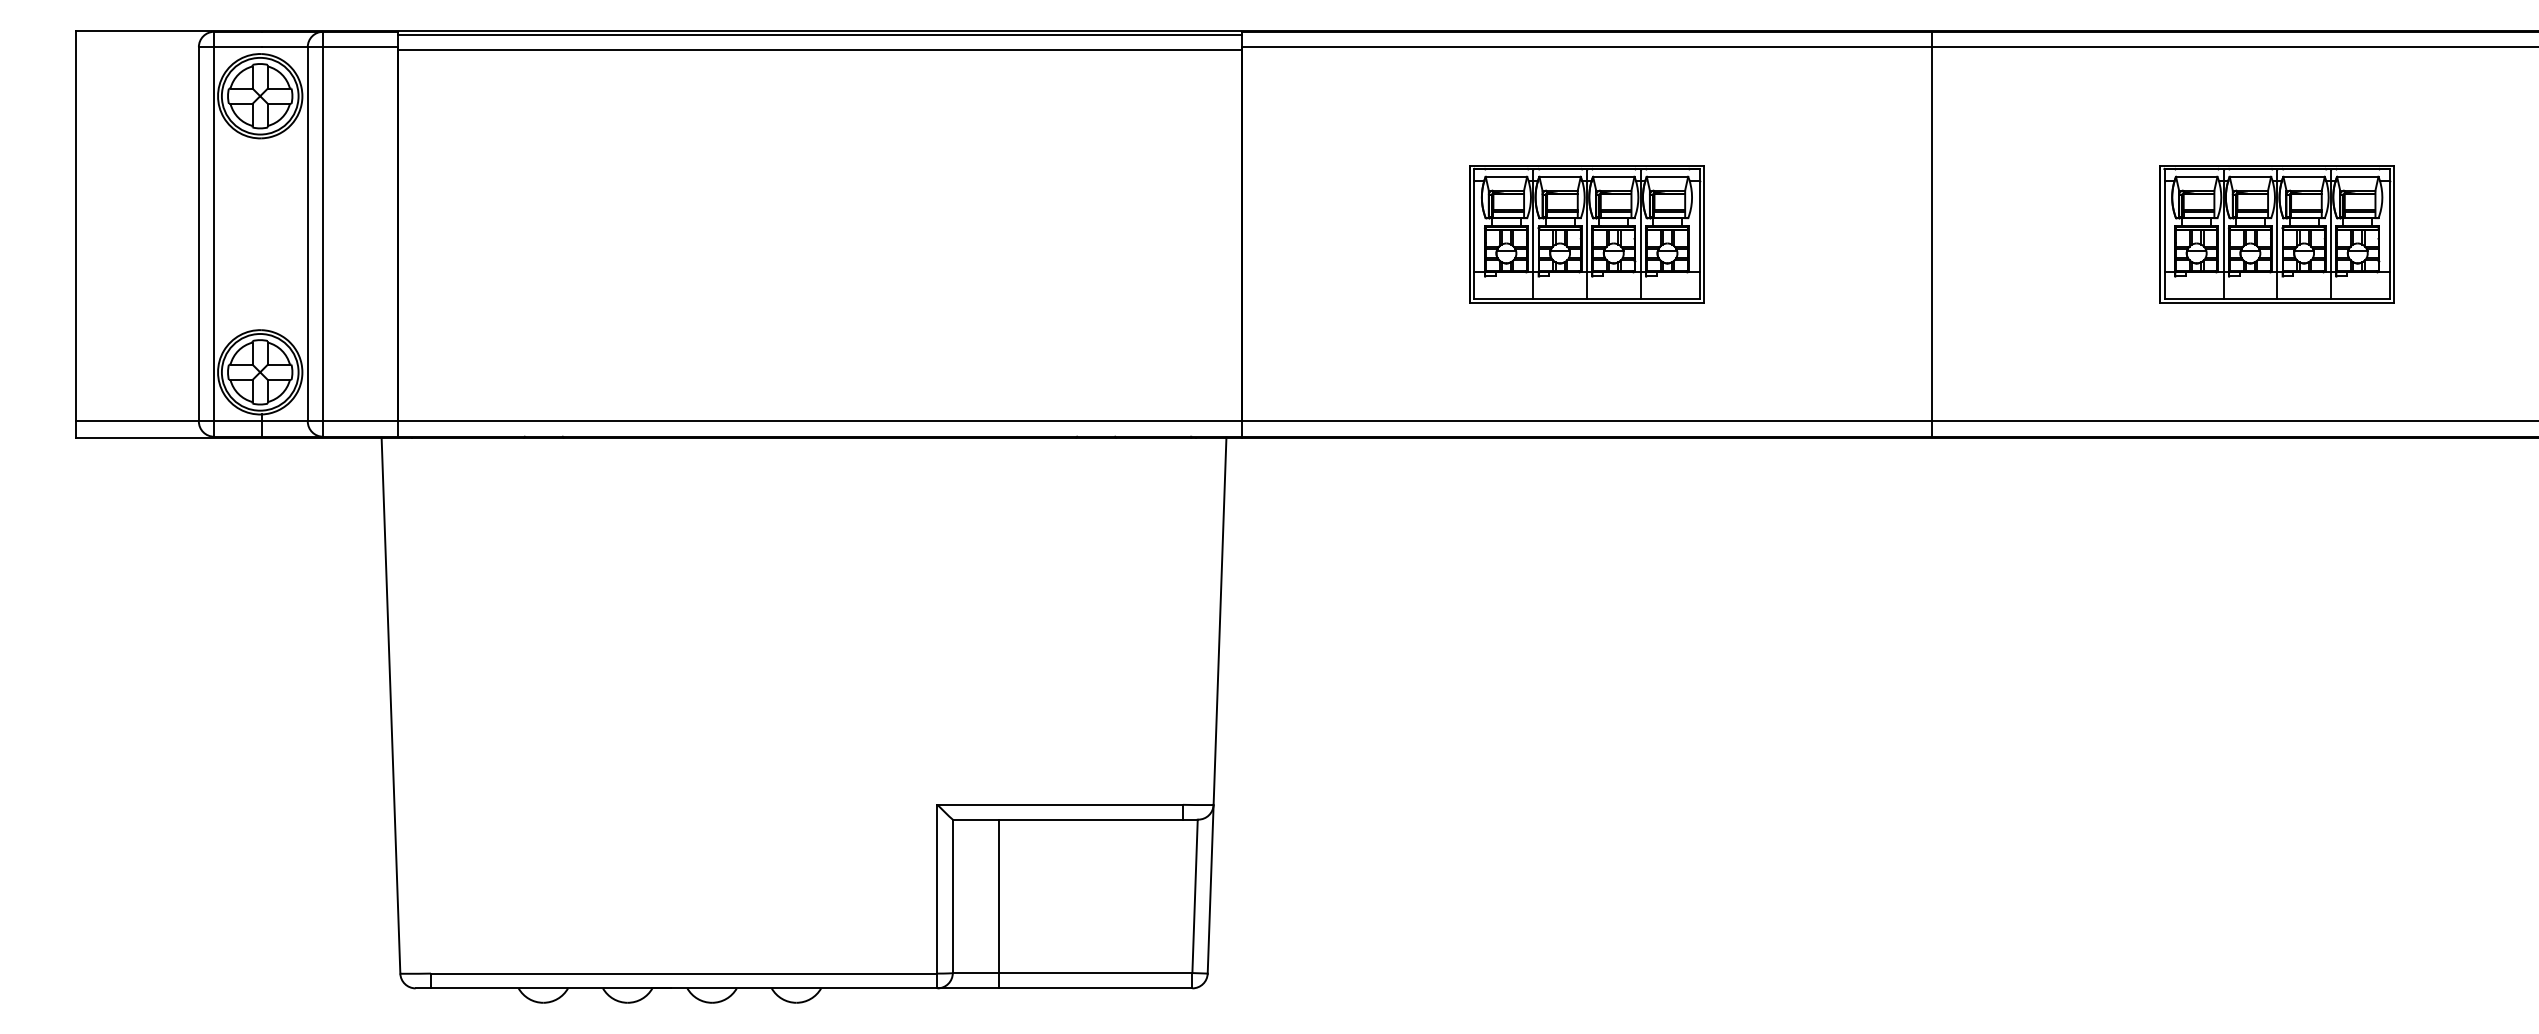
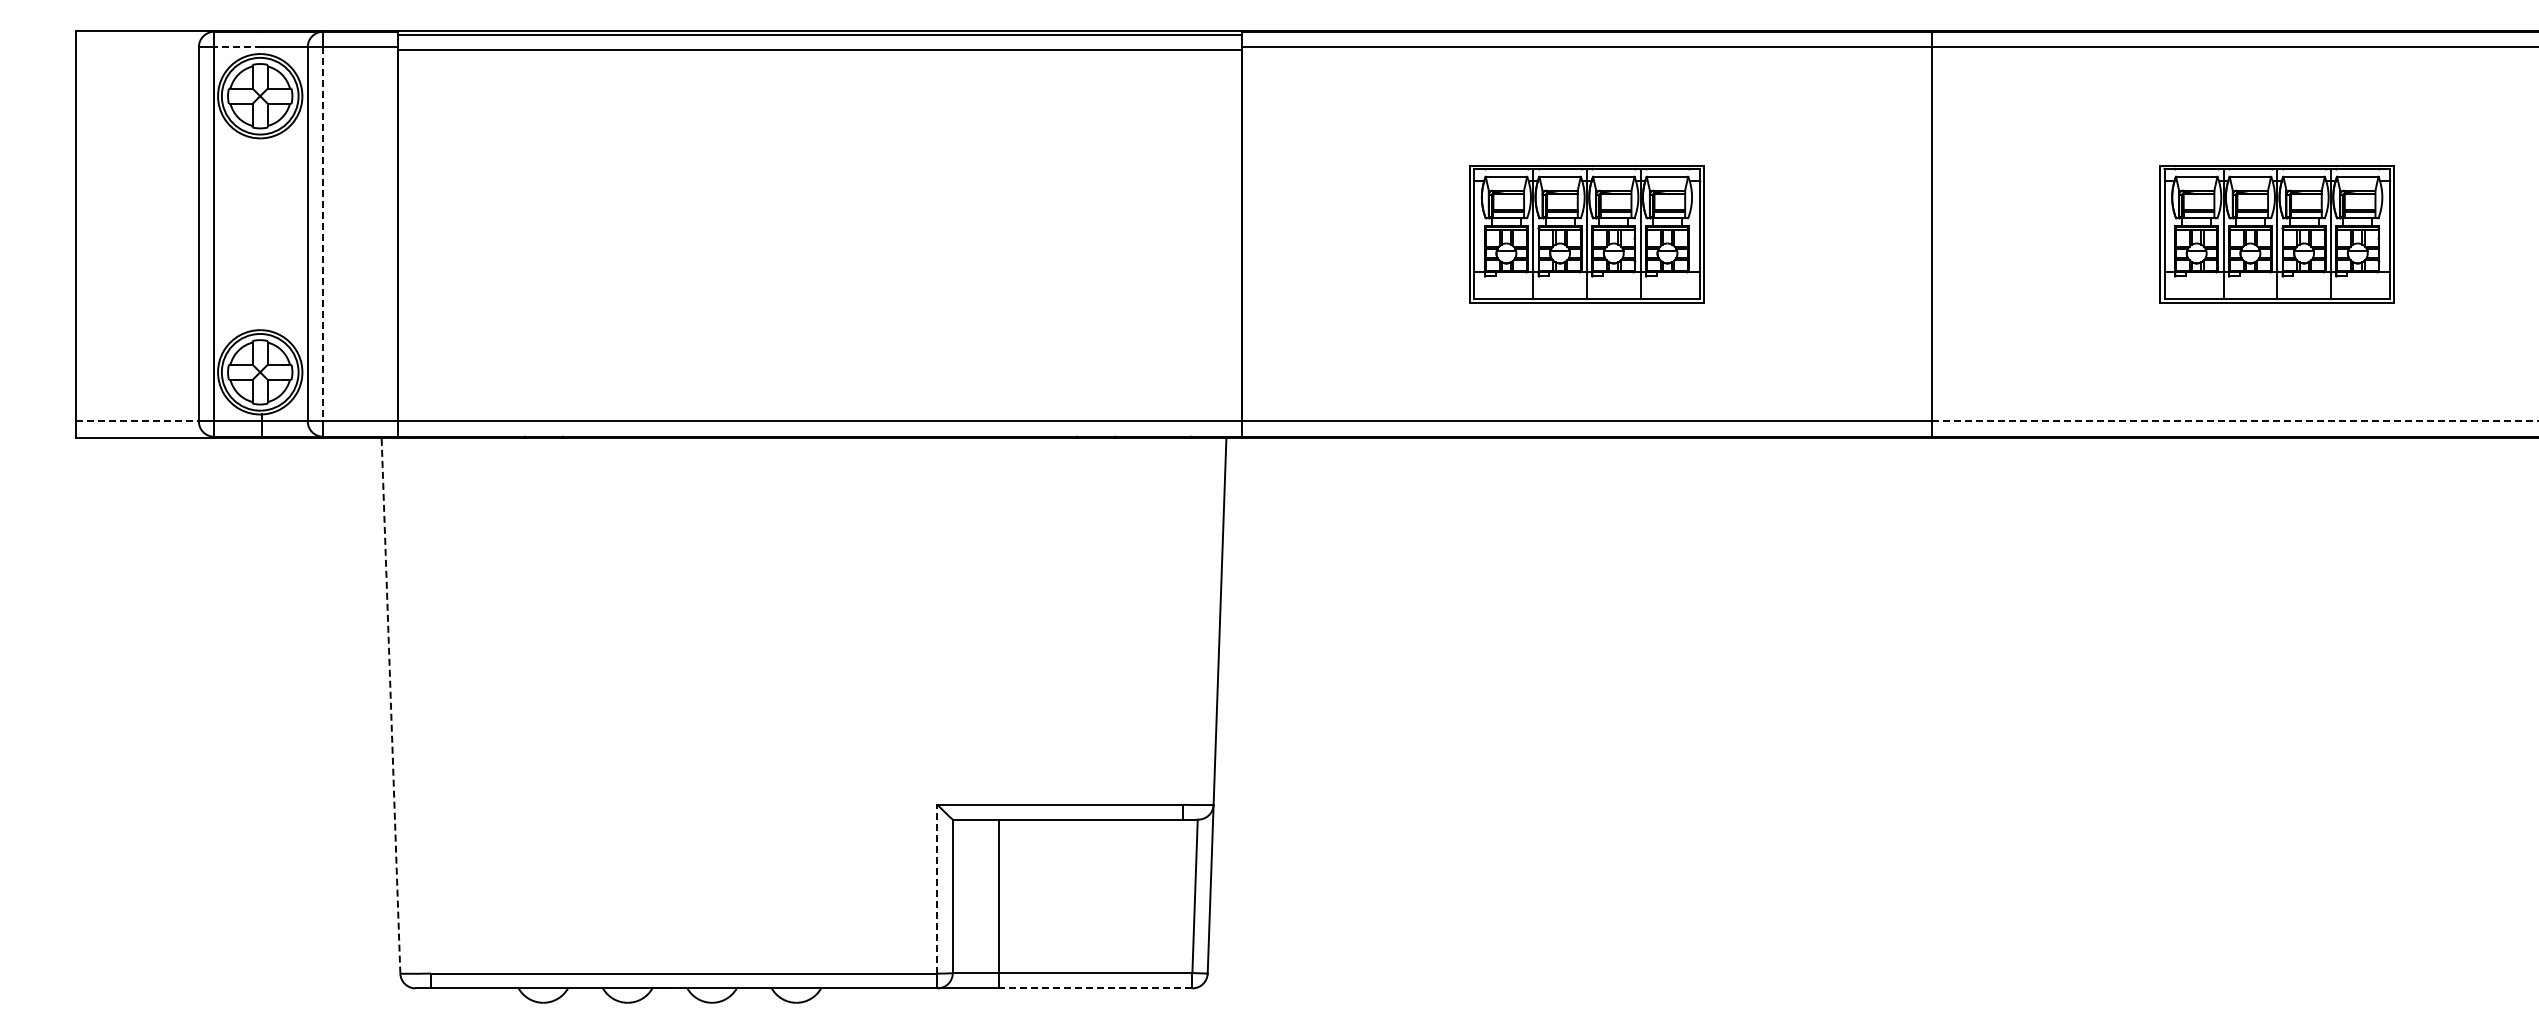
line: solid -> dashed (237, 47)
line: solid -> dashed (323, 234)
line: solid -> dashed (138, 420)
line: solid -> dashed (2235, 421)
line: solid -> dashed (390, 705)
line: solid -> dashed (937, 888)
line: solid -> dashed (1095, 988)
